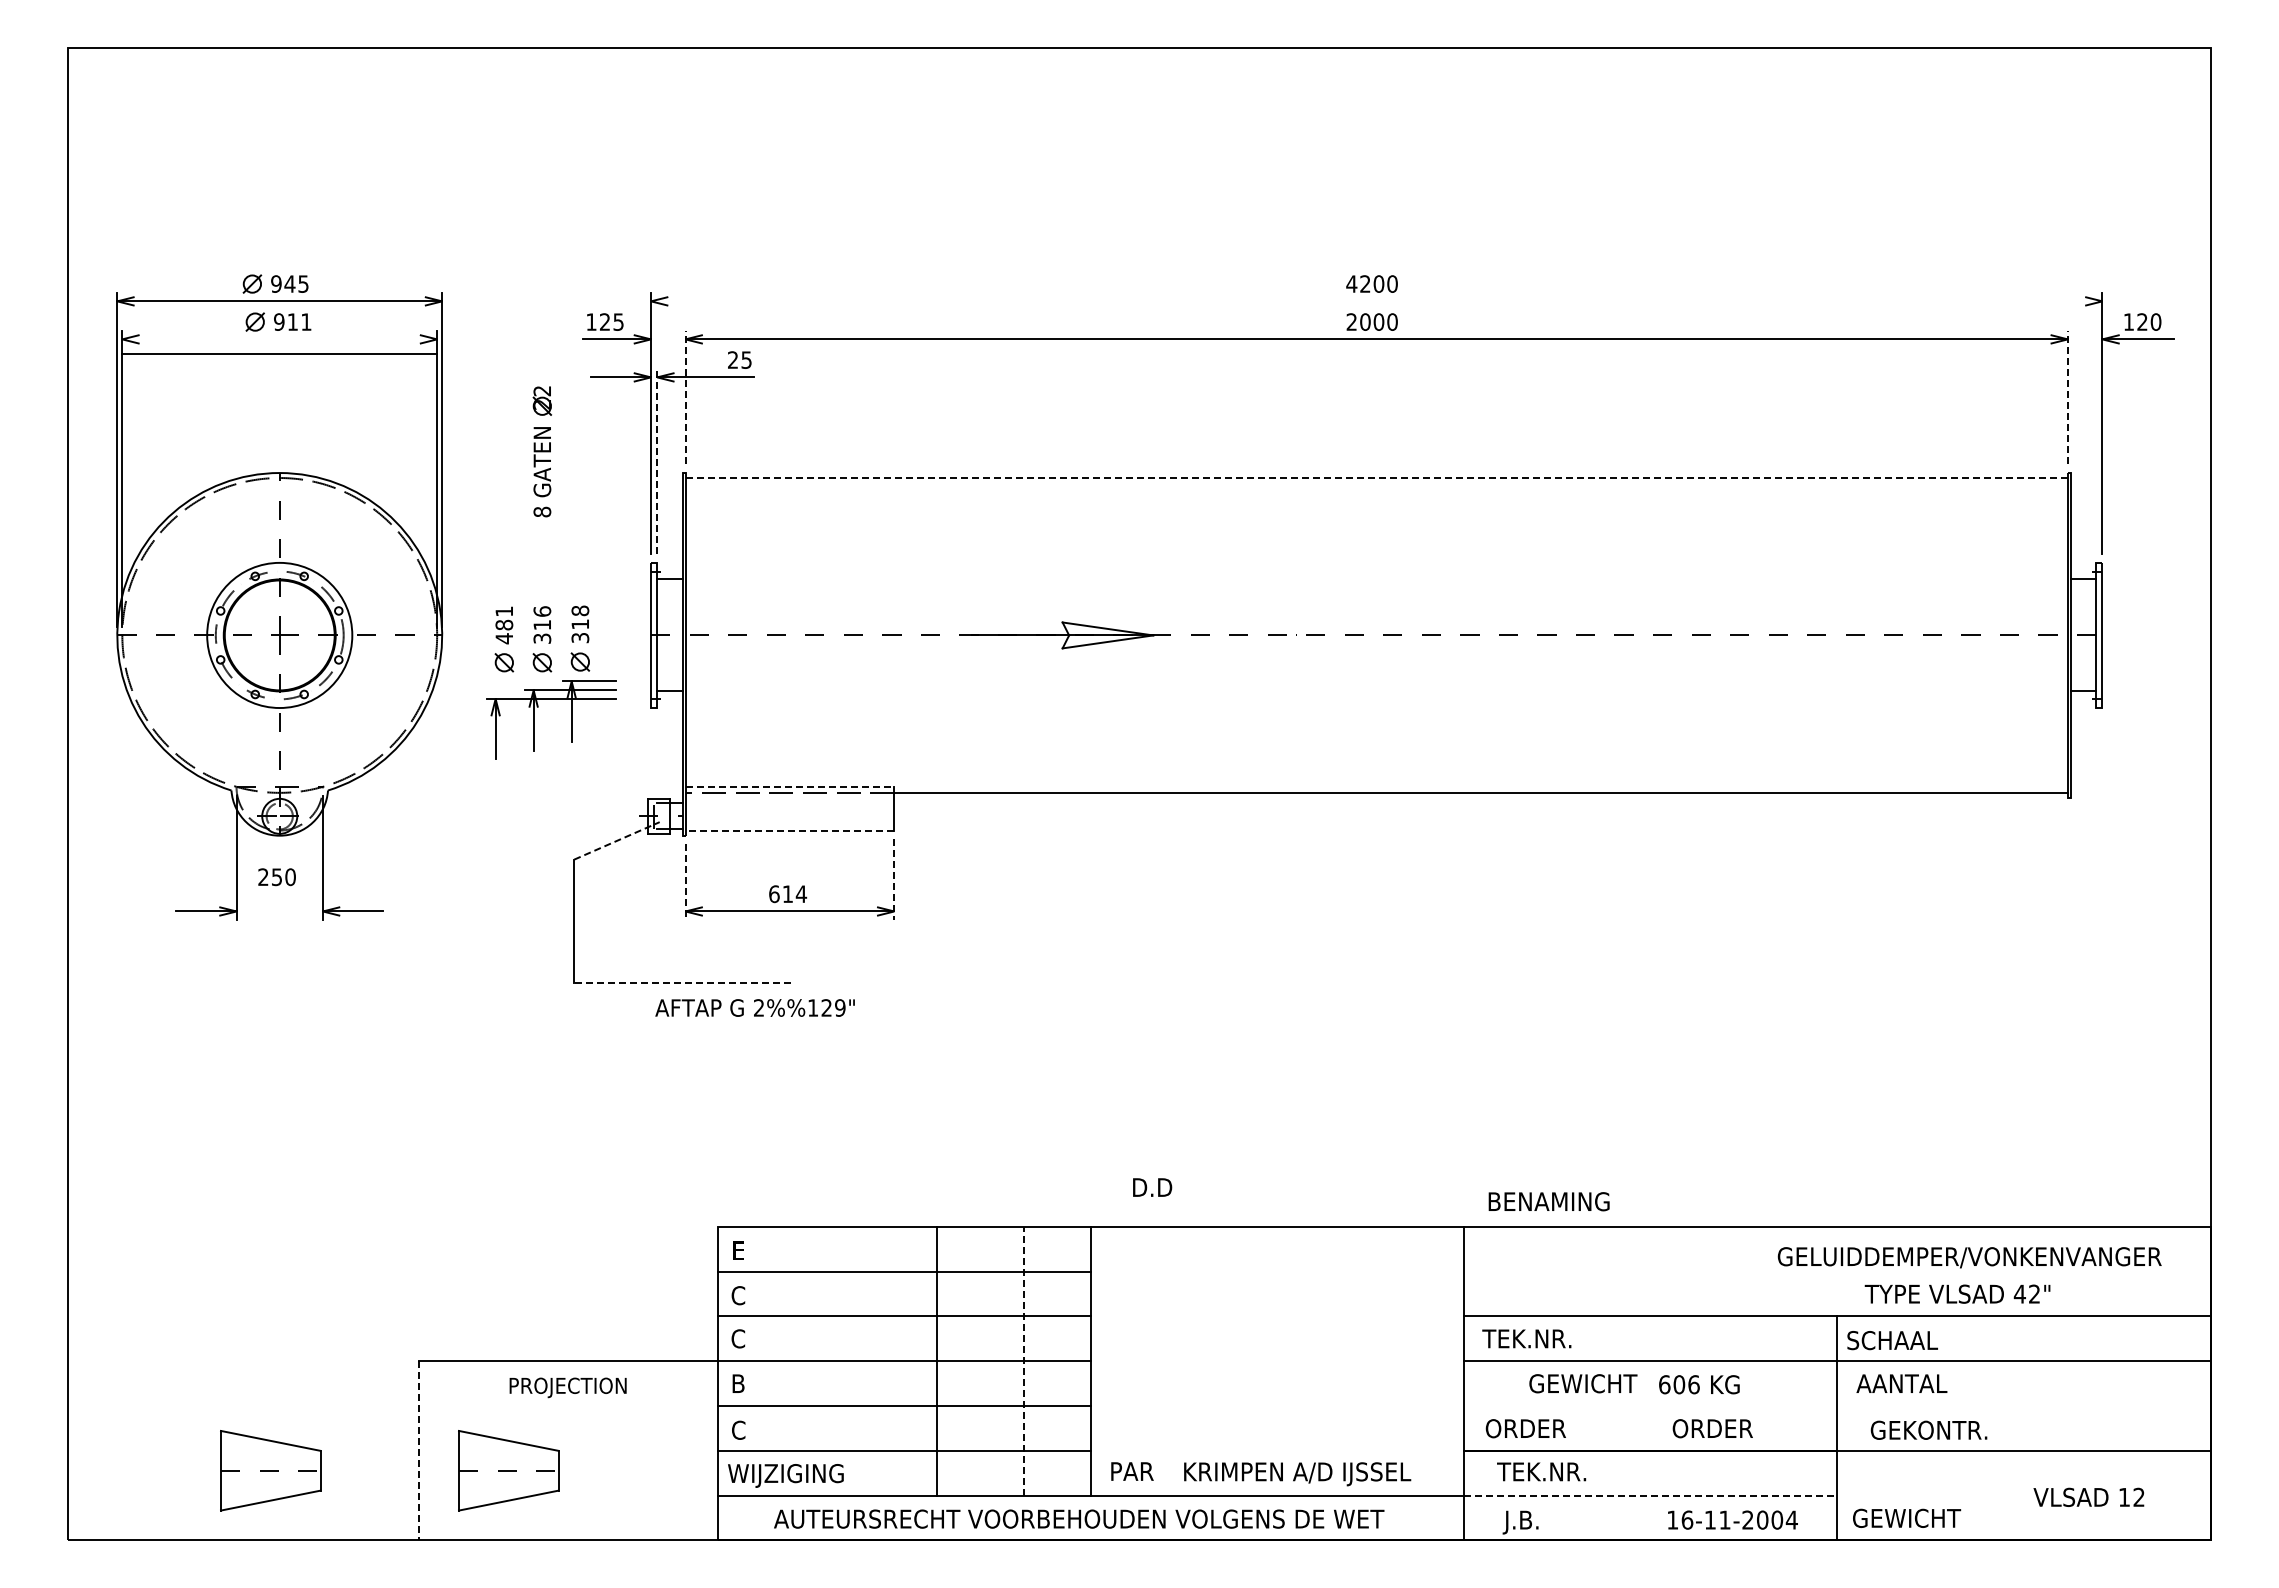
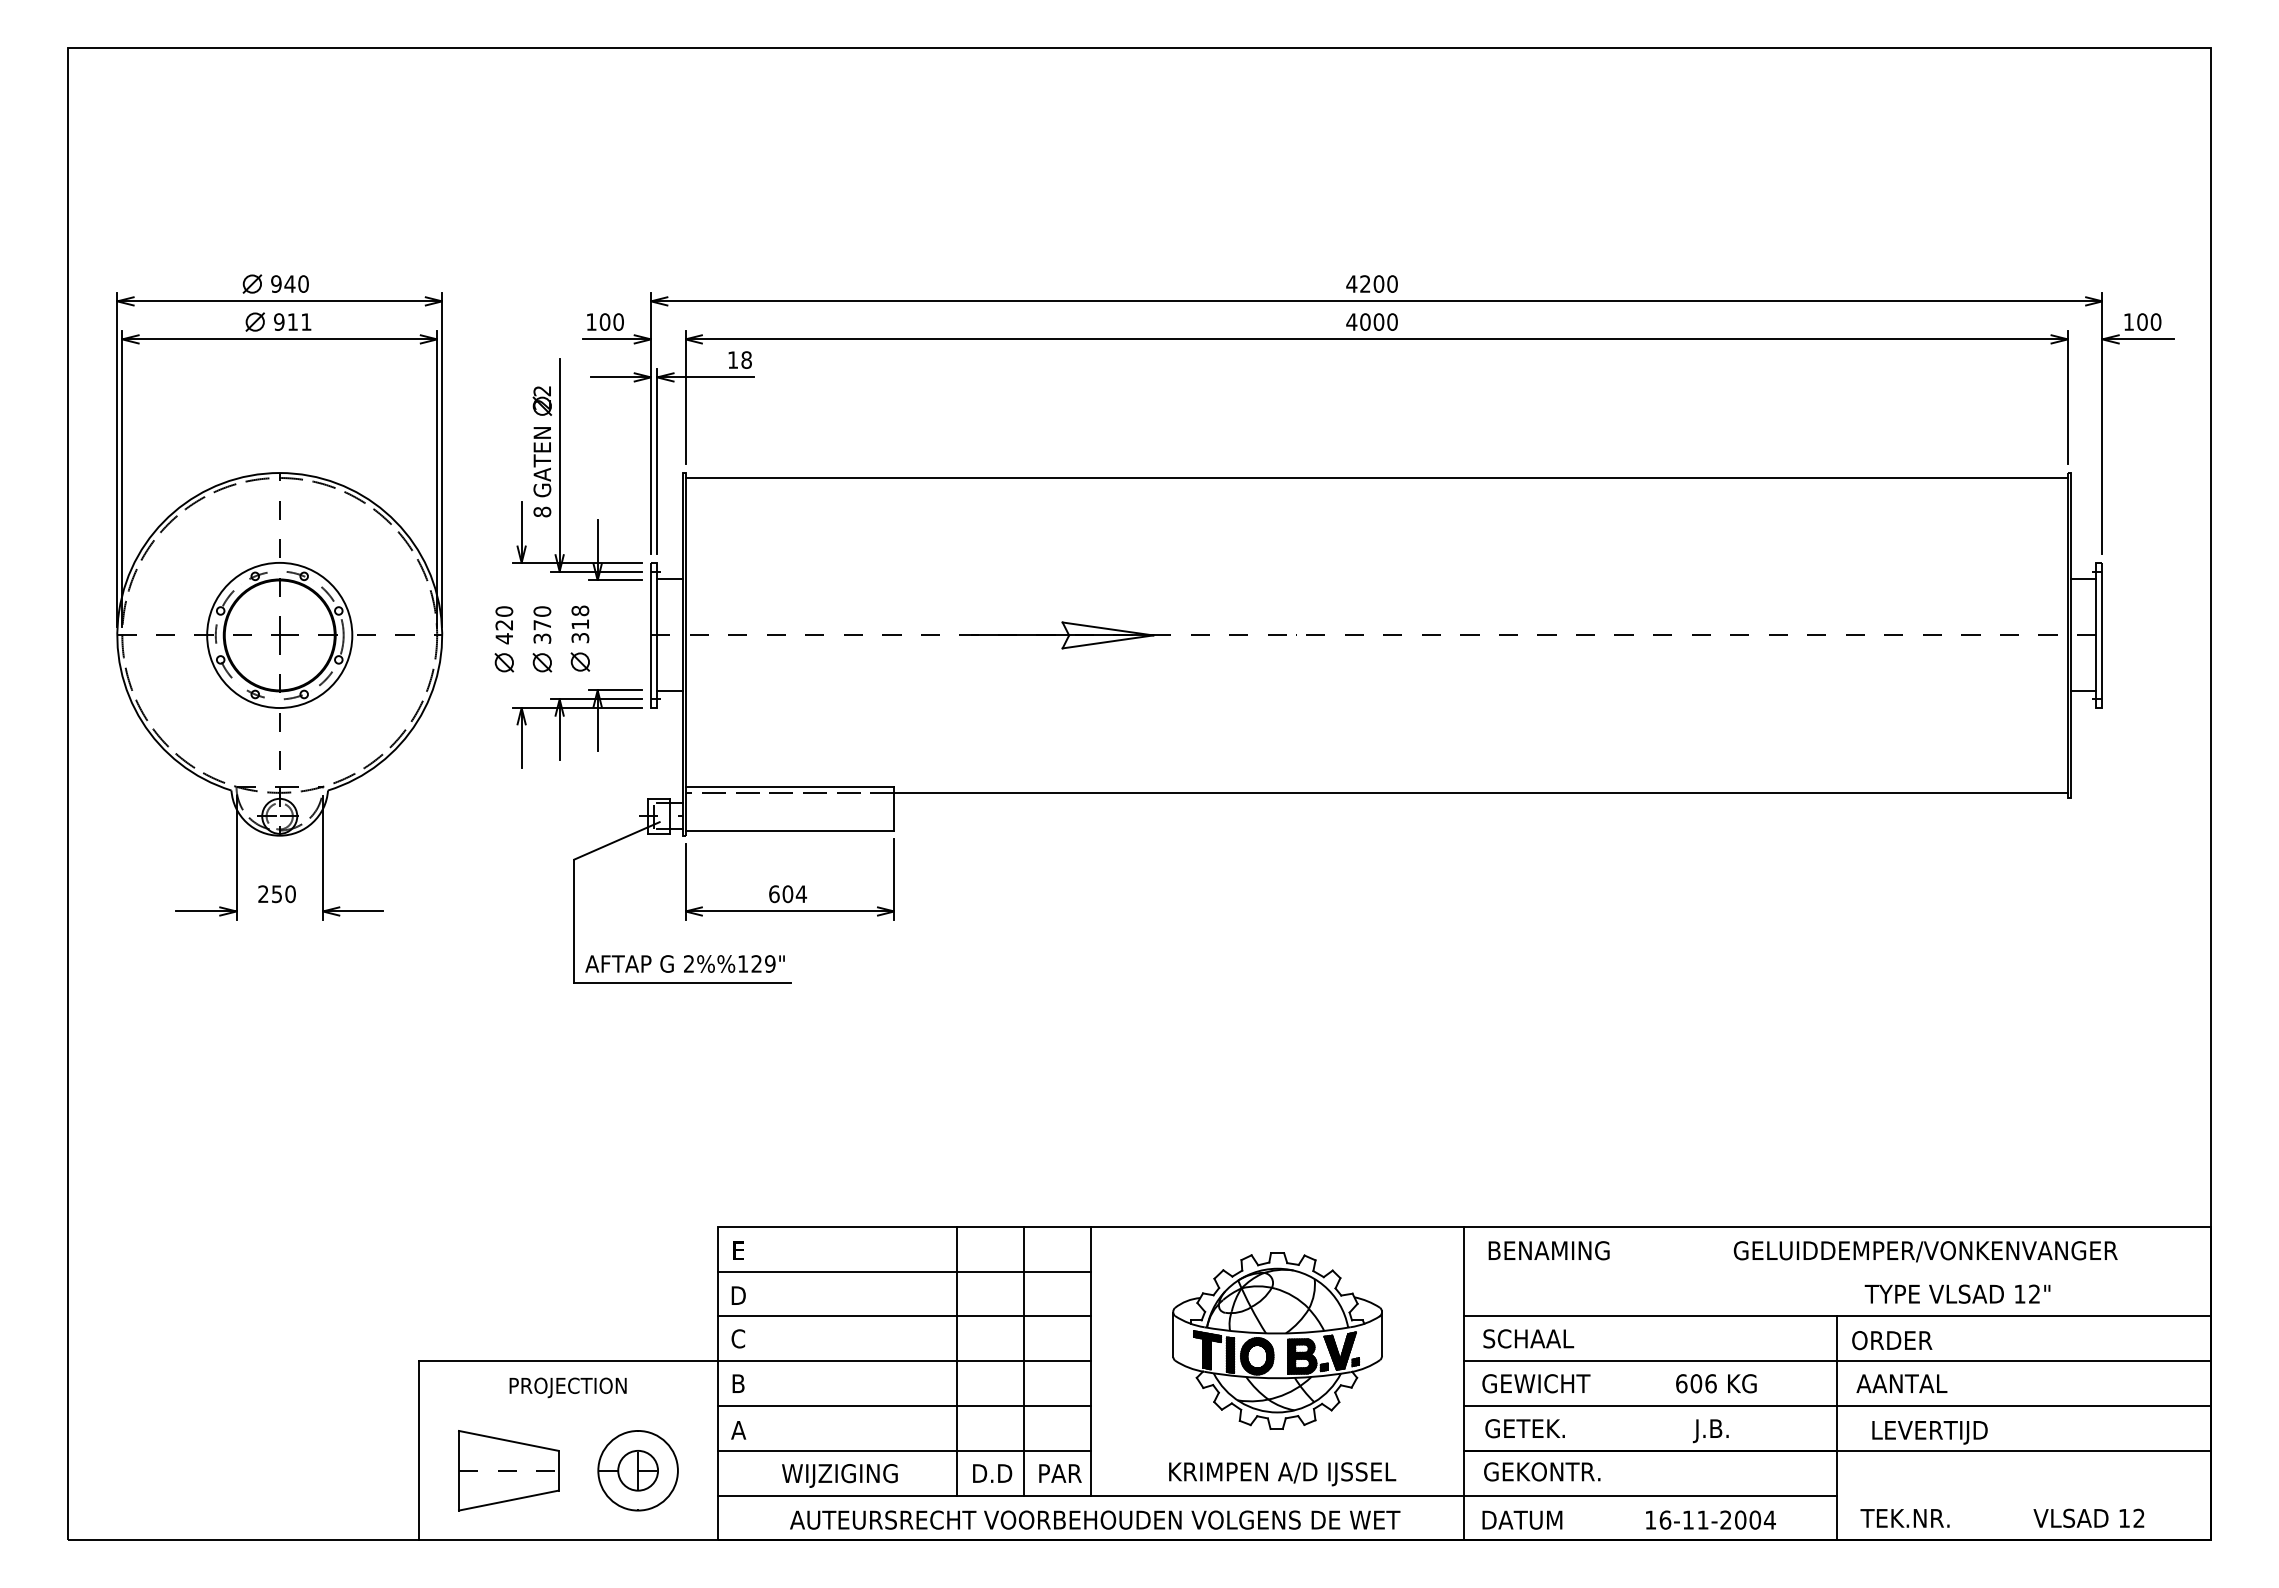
text: 945 -> 940 (303, 283)
line: none -> present (1376, 301)
text: 125 -> 100 (611, 321)
text: 2000 -> 4000 (1351, 321)
text: 120 -> 100 (2142, 321)
line position: (279, 354) -> (279, 339) (279, 339)
text: 25 -> 18 (739, 359)
line: dashed -> solid (685, 397)
line: dashed -> solid (2067, 397)
line: dashed -> solid (657, 461)
part: none -> present (560, 469)
line: dashed -> solid (1377, 478)
text: 481 -> 420 (504, 618)
text: 316 -> 370 (541, 618)
part position: (534, 719) -> (560, 728) (560, 728)
line: dashed -> solid (790, 787)
line: dashed -> solid (789, 830)
line: dashed -> solid (616, 840)
text position: (276, 877) -> (276, 894) (276, 894)
line: dashed -> solid (894, 880)
line: dashed -> solid (685, 882)
text: 614 -> 604 (787, 894)
line: dashed -> solid (682, 983)
text position: (754, 1007) -> (684, 963) (684, 963)
text position: (1152, 1187) -> (992, 1473) (992, 1473)
text position: (1548, 1201) -> (1548, 1250) (1548, 1250)
text position: (1969, 1257) -> (1925, 1251) (1925, 1251)
text: 42" -> 12" (2019, 1293)
text: C -> D (738, 1295)
text: TEK.NR. -> SCHAAL (1528, 1338)
part: none -> present (1277, 1340)
text: SCHAAL -> ORDER (1892, 1340)
line position: (936, 1360) -> (956, 1360) (956, 1360)
line: dashed -> solid (1023, 1360)
text position: (1583, 1383) -> (1536, 1383) (1536, 1383)
text position: (1699, 1384) -> (1716, 1383) (1716, 1383)
line: none -> present (1837, 1406)
text: ORDER -> GETEK. (1525, 1428)
text: C -> A (738, 1429)
text: ORDER -> J.B. (1712, 1431)
text: GEKONTR. -> LEVERTIJD (1928, 1432)
line: dashed -> solid (419, 1450)
part: present -> none (270, 1470)
part: none -> present (637, 1470)
text position: (1132, 1471) -> (1060, 1473) (1060, 1473)
text: TEK.NR. -> GEKONTR. (1542, 1471)
text position: (1297, 1474) -> (1282, 1474) (1282, 1474)
text position: (785, 1475) -> (839, 1475) (839, 1475)
line: dashed -> solid (1650, 1495)
text position: (2088, 1496) -> (2088, 1517) (2088, 1517)
text: GEWICHT -> TEK.NR. (1907, 1517)
text position: (1079, 1518) -> (1095, 1519) (1095, 1519)
text position: (1732, 1519) -> (1710, 1519) (1710, 1519)
text: J.B. -> DATUM (1522, 1522)
